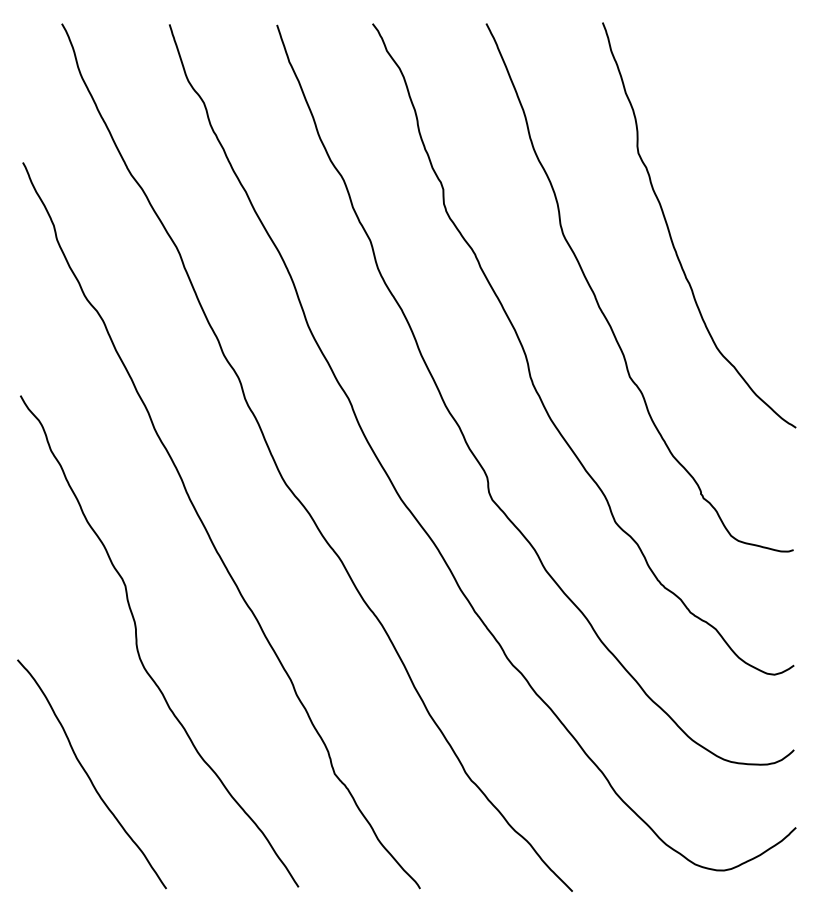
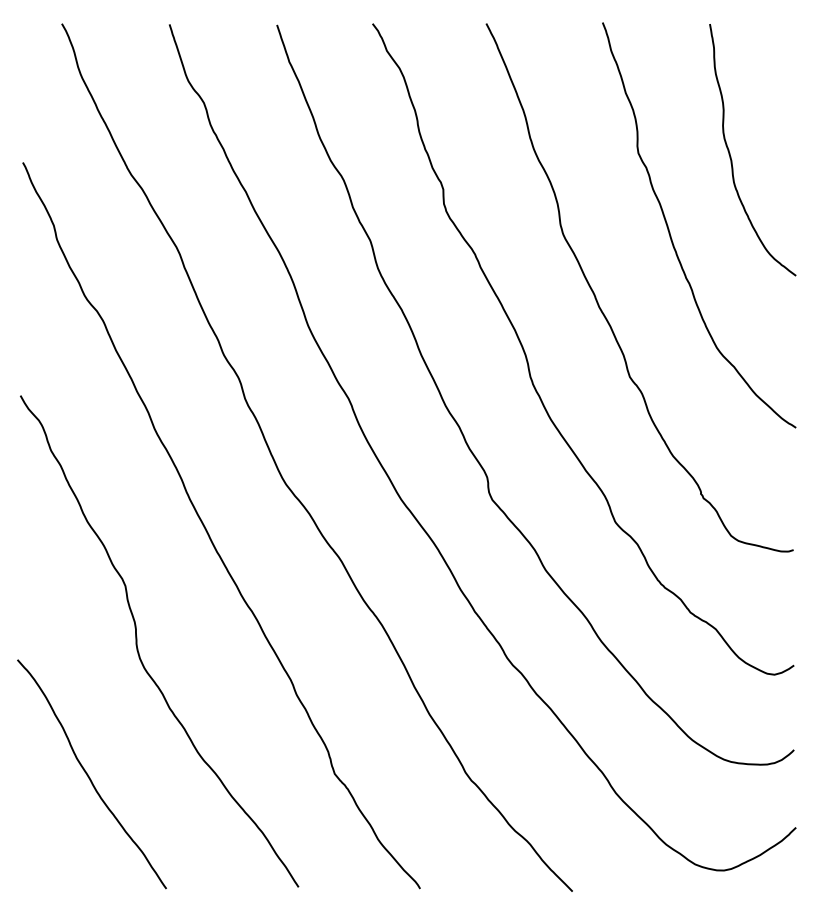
curve: none -> present (731, 156)
